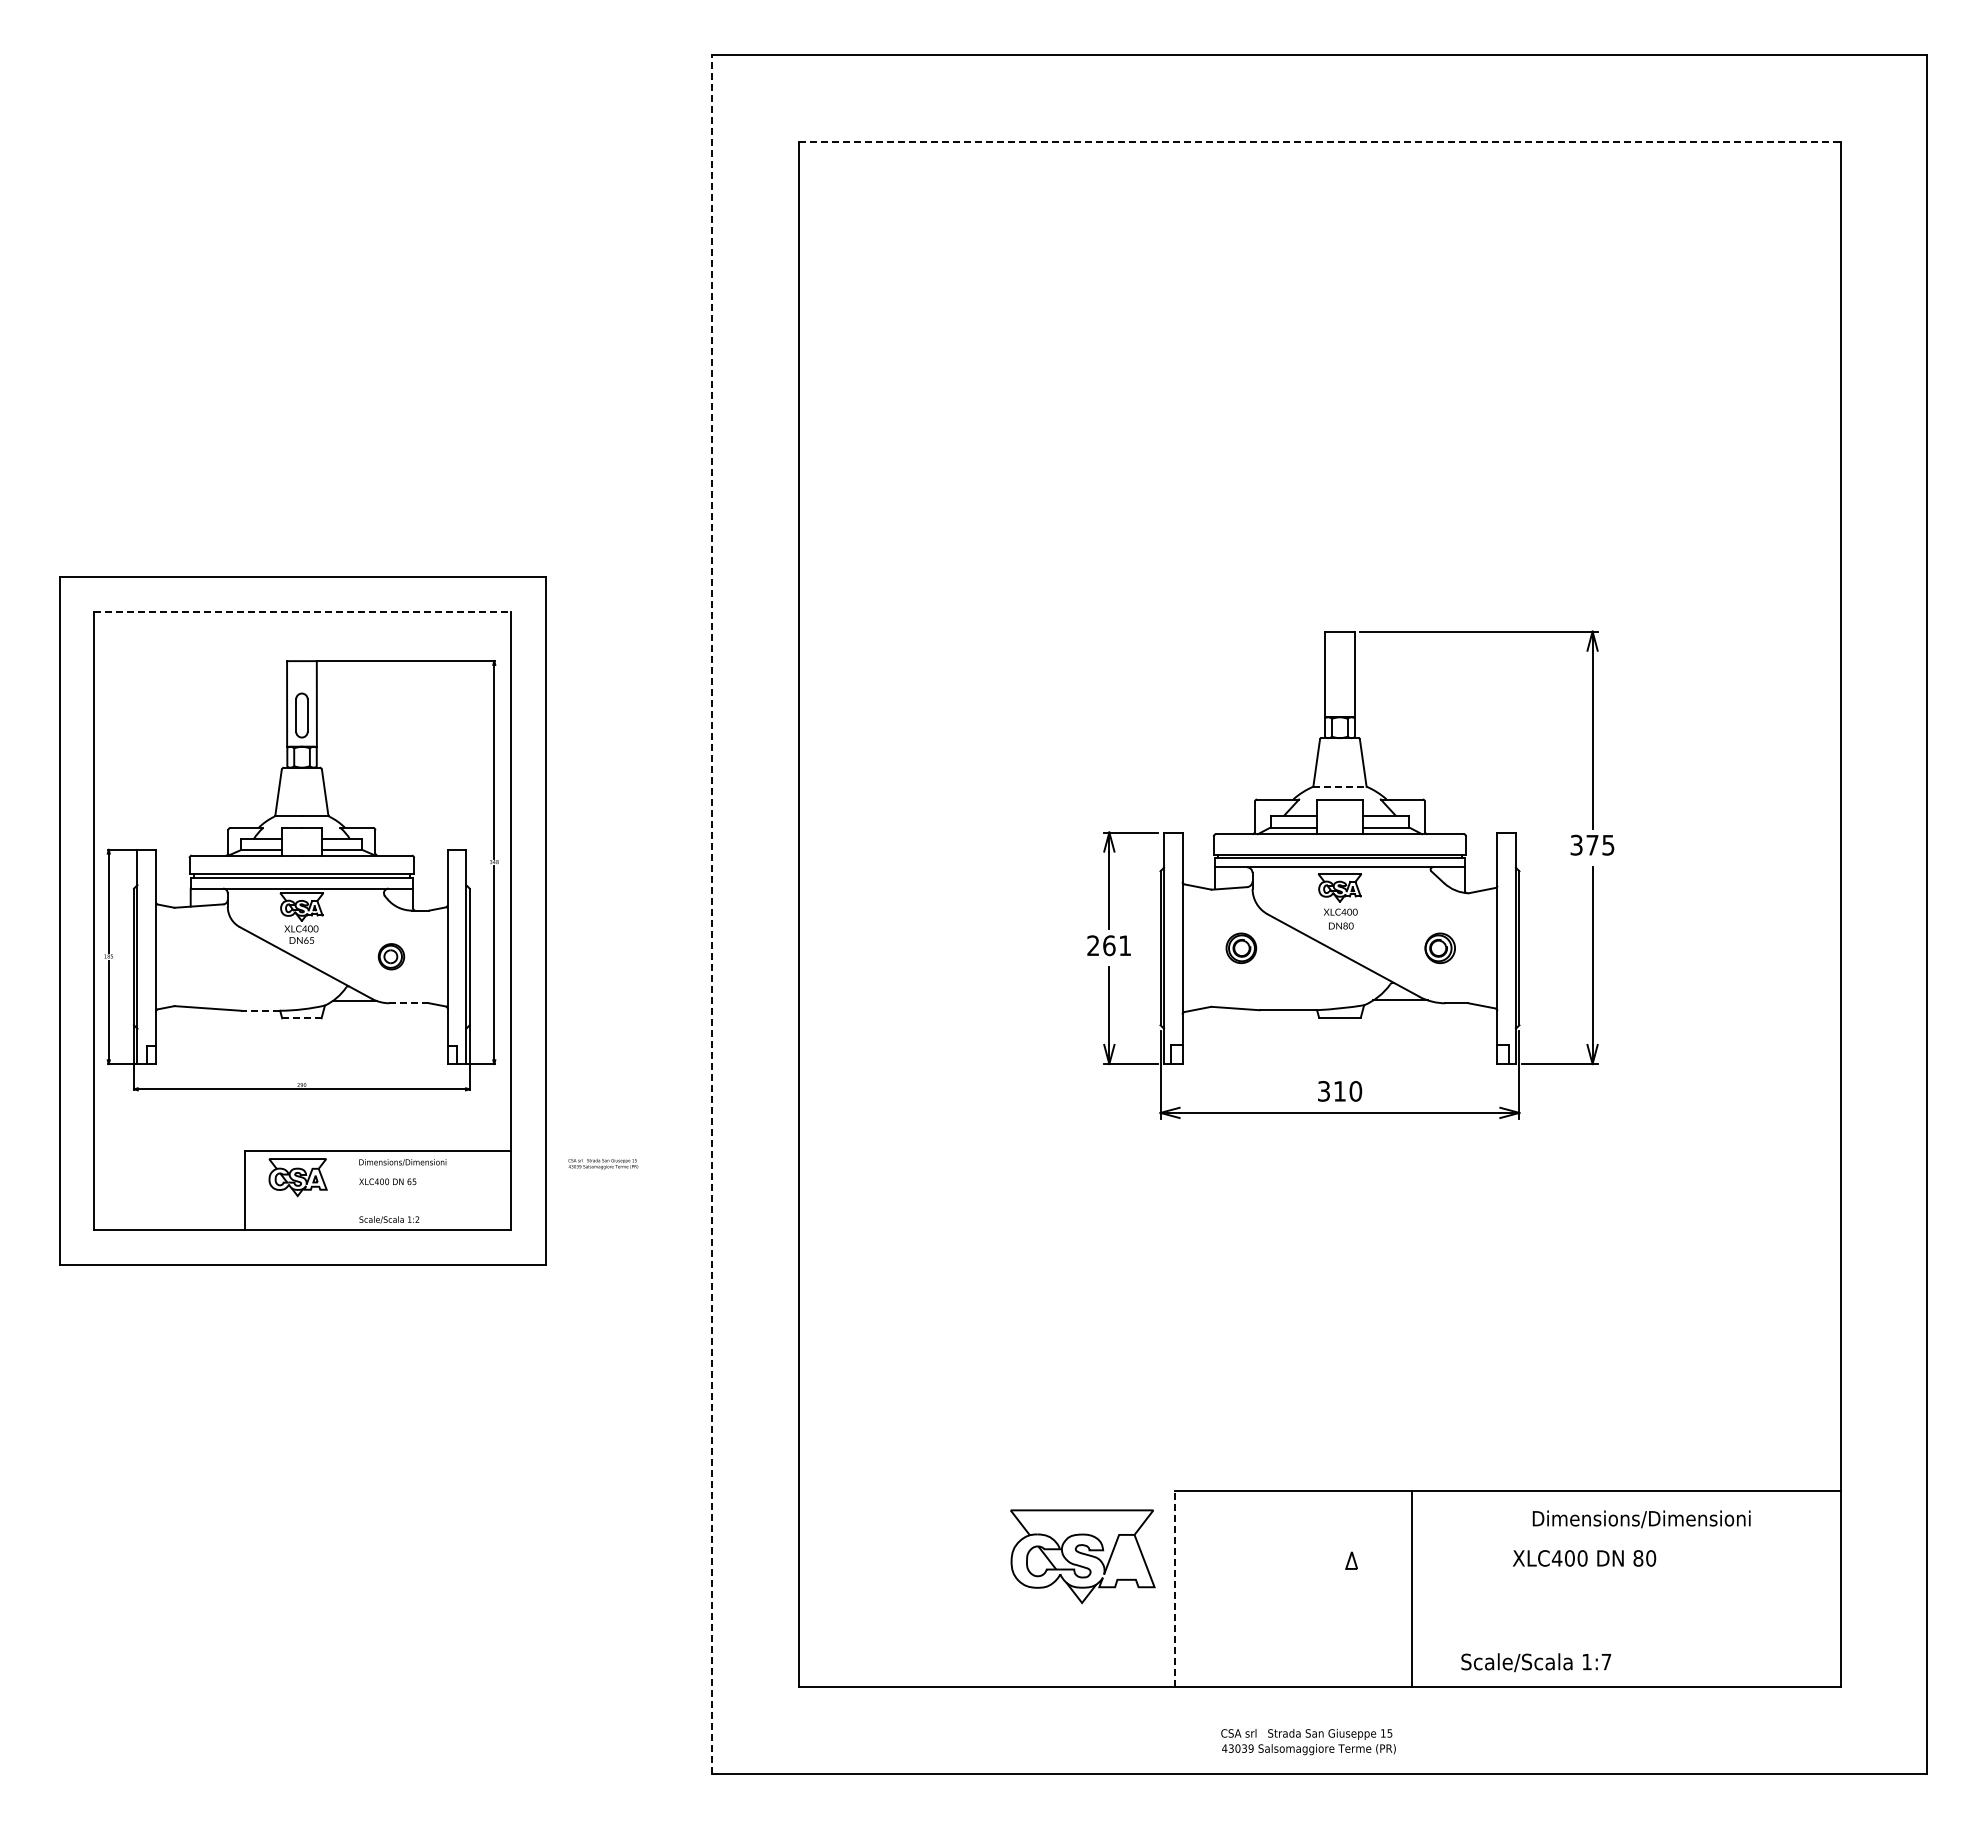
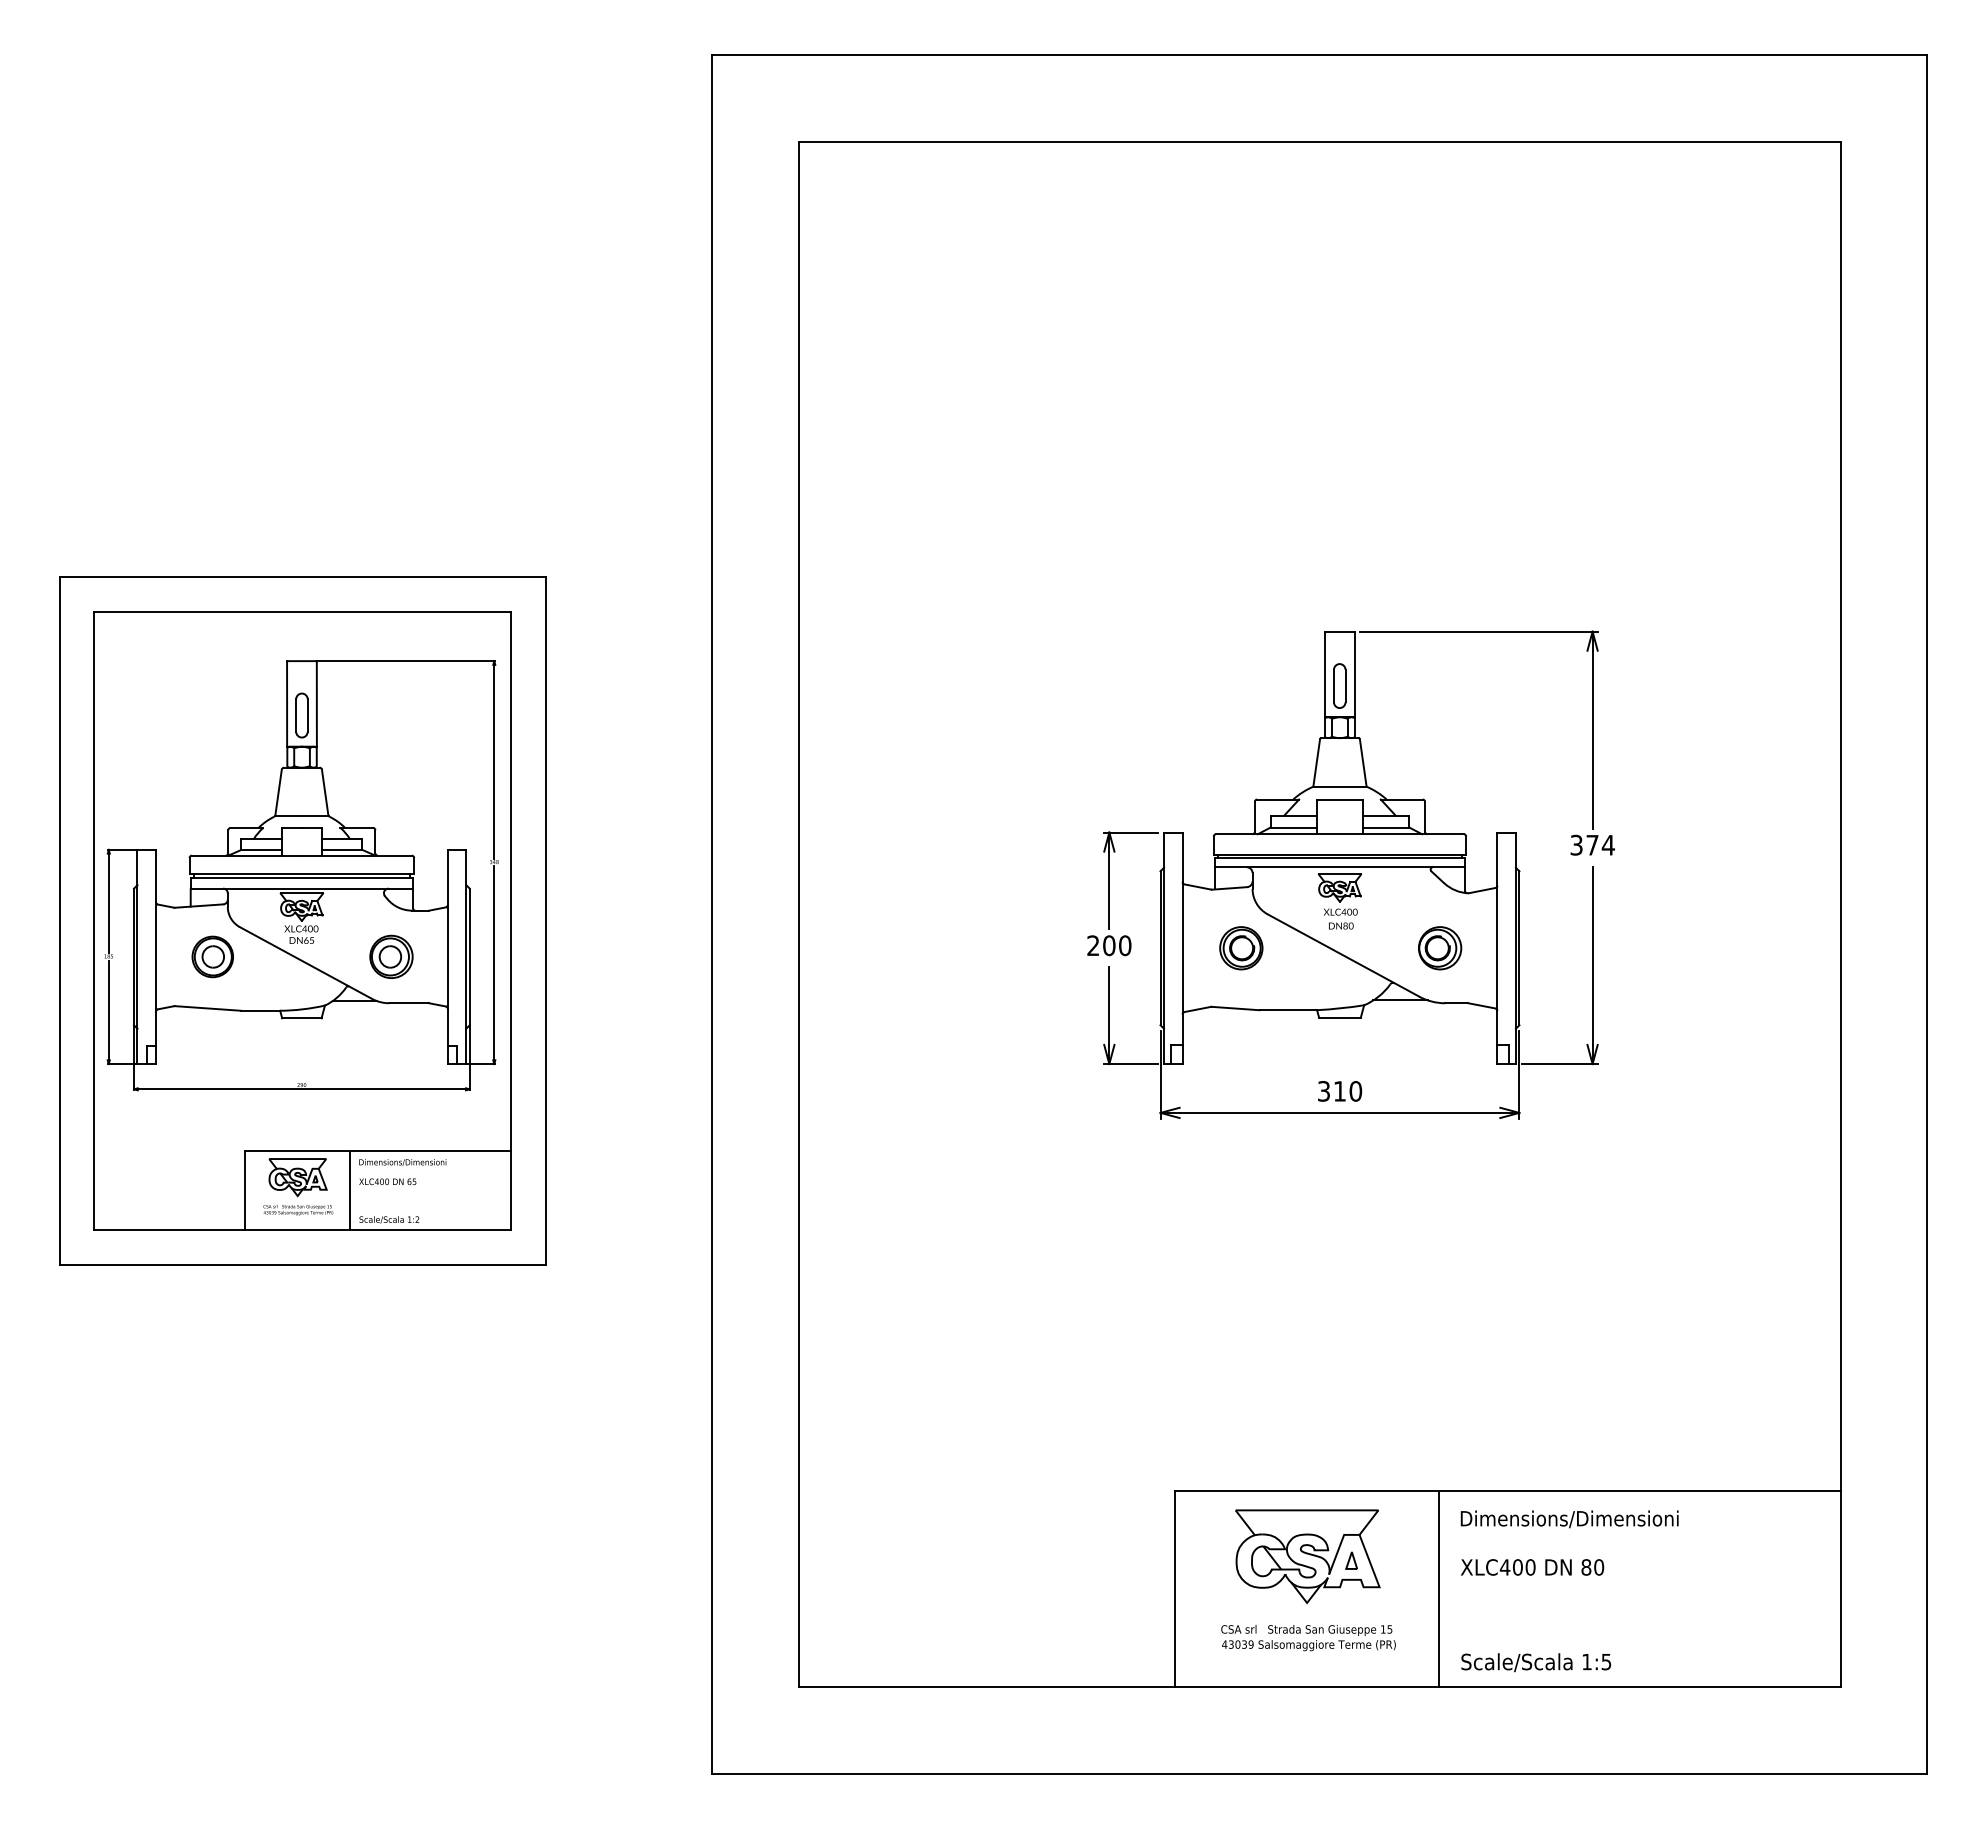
line: dashed -> solid (1319, 141)
line: dashed -> solid (303, 611)
part: none -> present (1339, 685)
line: dashed -> solid (1339, 786)
text: 375 -> 374 (1607, 845)
line: dashed -> solid (711, 914)
text: 261 -> 200 (1117, 945)
part size: 33x33 px -> 45x45 px (1241, 948)
part size: 32x33 px -> 45x45 px (1440, 948)
part: none -> present (212, 956)
part size: 29x28 px -> 45x45 px (391, 956)
line: dashed -> solid (409, 1003)
line: dashed -> solid (260, 1010)
line: dashed -> solid (301, 1018)
text position: (603, 1164) -> (298, 1210) (298, 1210)
line: none -> present (350, 1190)
text position: (1641, 1519) -> (1569, 1519) (1569, 1519)
part position: (1082, 1556) -> (1307, 1556) (1307, 1556)
text position: (1584, 1558) -> (1532, 1567) (1532, 1567)
line: dashed -> solid (1175, 1588)
line position: (1411, 1589) -> (1438, 1589) (1438, 1589)
text: 1:7 -> 1:5 (1606, 1662)
text position: (1308, 1742) -> (1308, 1638) (1308, 1638)
